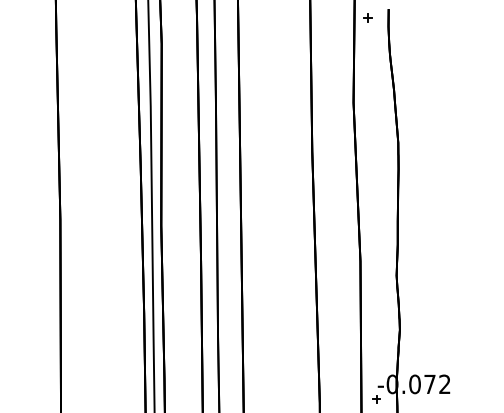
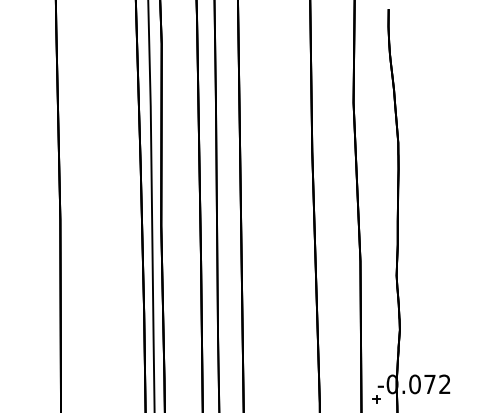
part: present -> none (367, 17)
